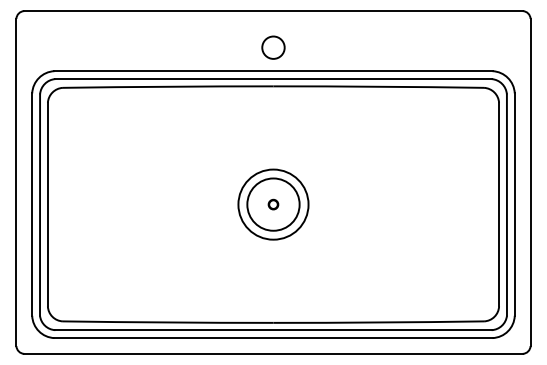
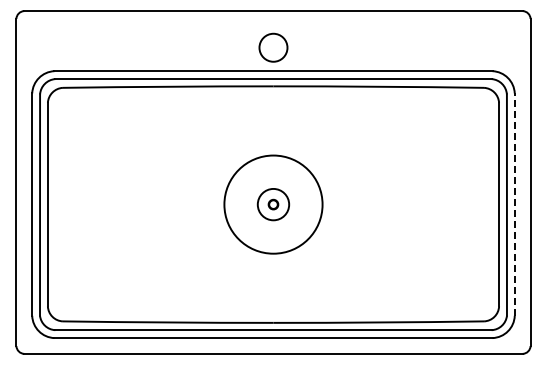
circle size: 25x25 px -> 31x31 px (273, 47)
circle diameter: 52 px -> 31 px (273, 204)
circle diameter: 70 px -> 98 px (273, 204)
line: solid -> dashed (514, 204)
